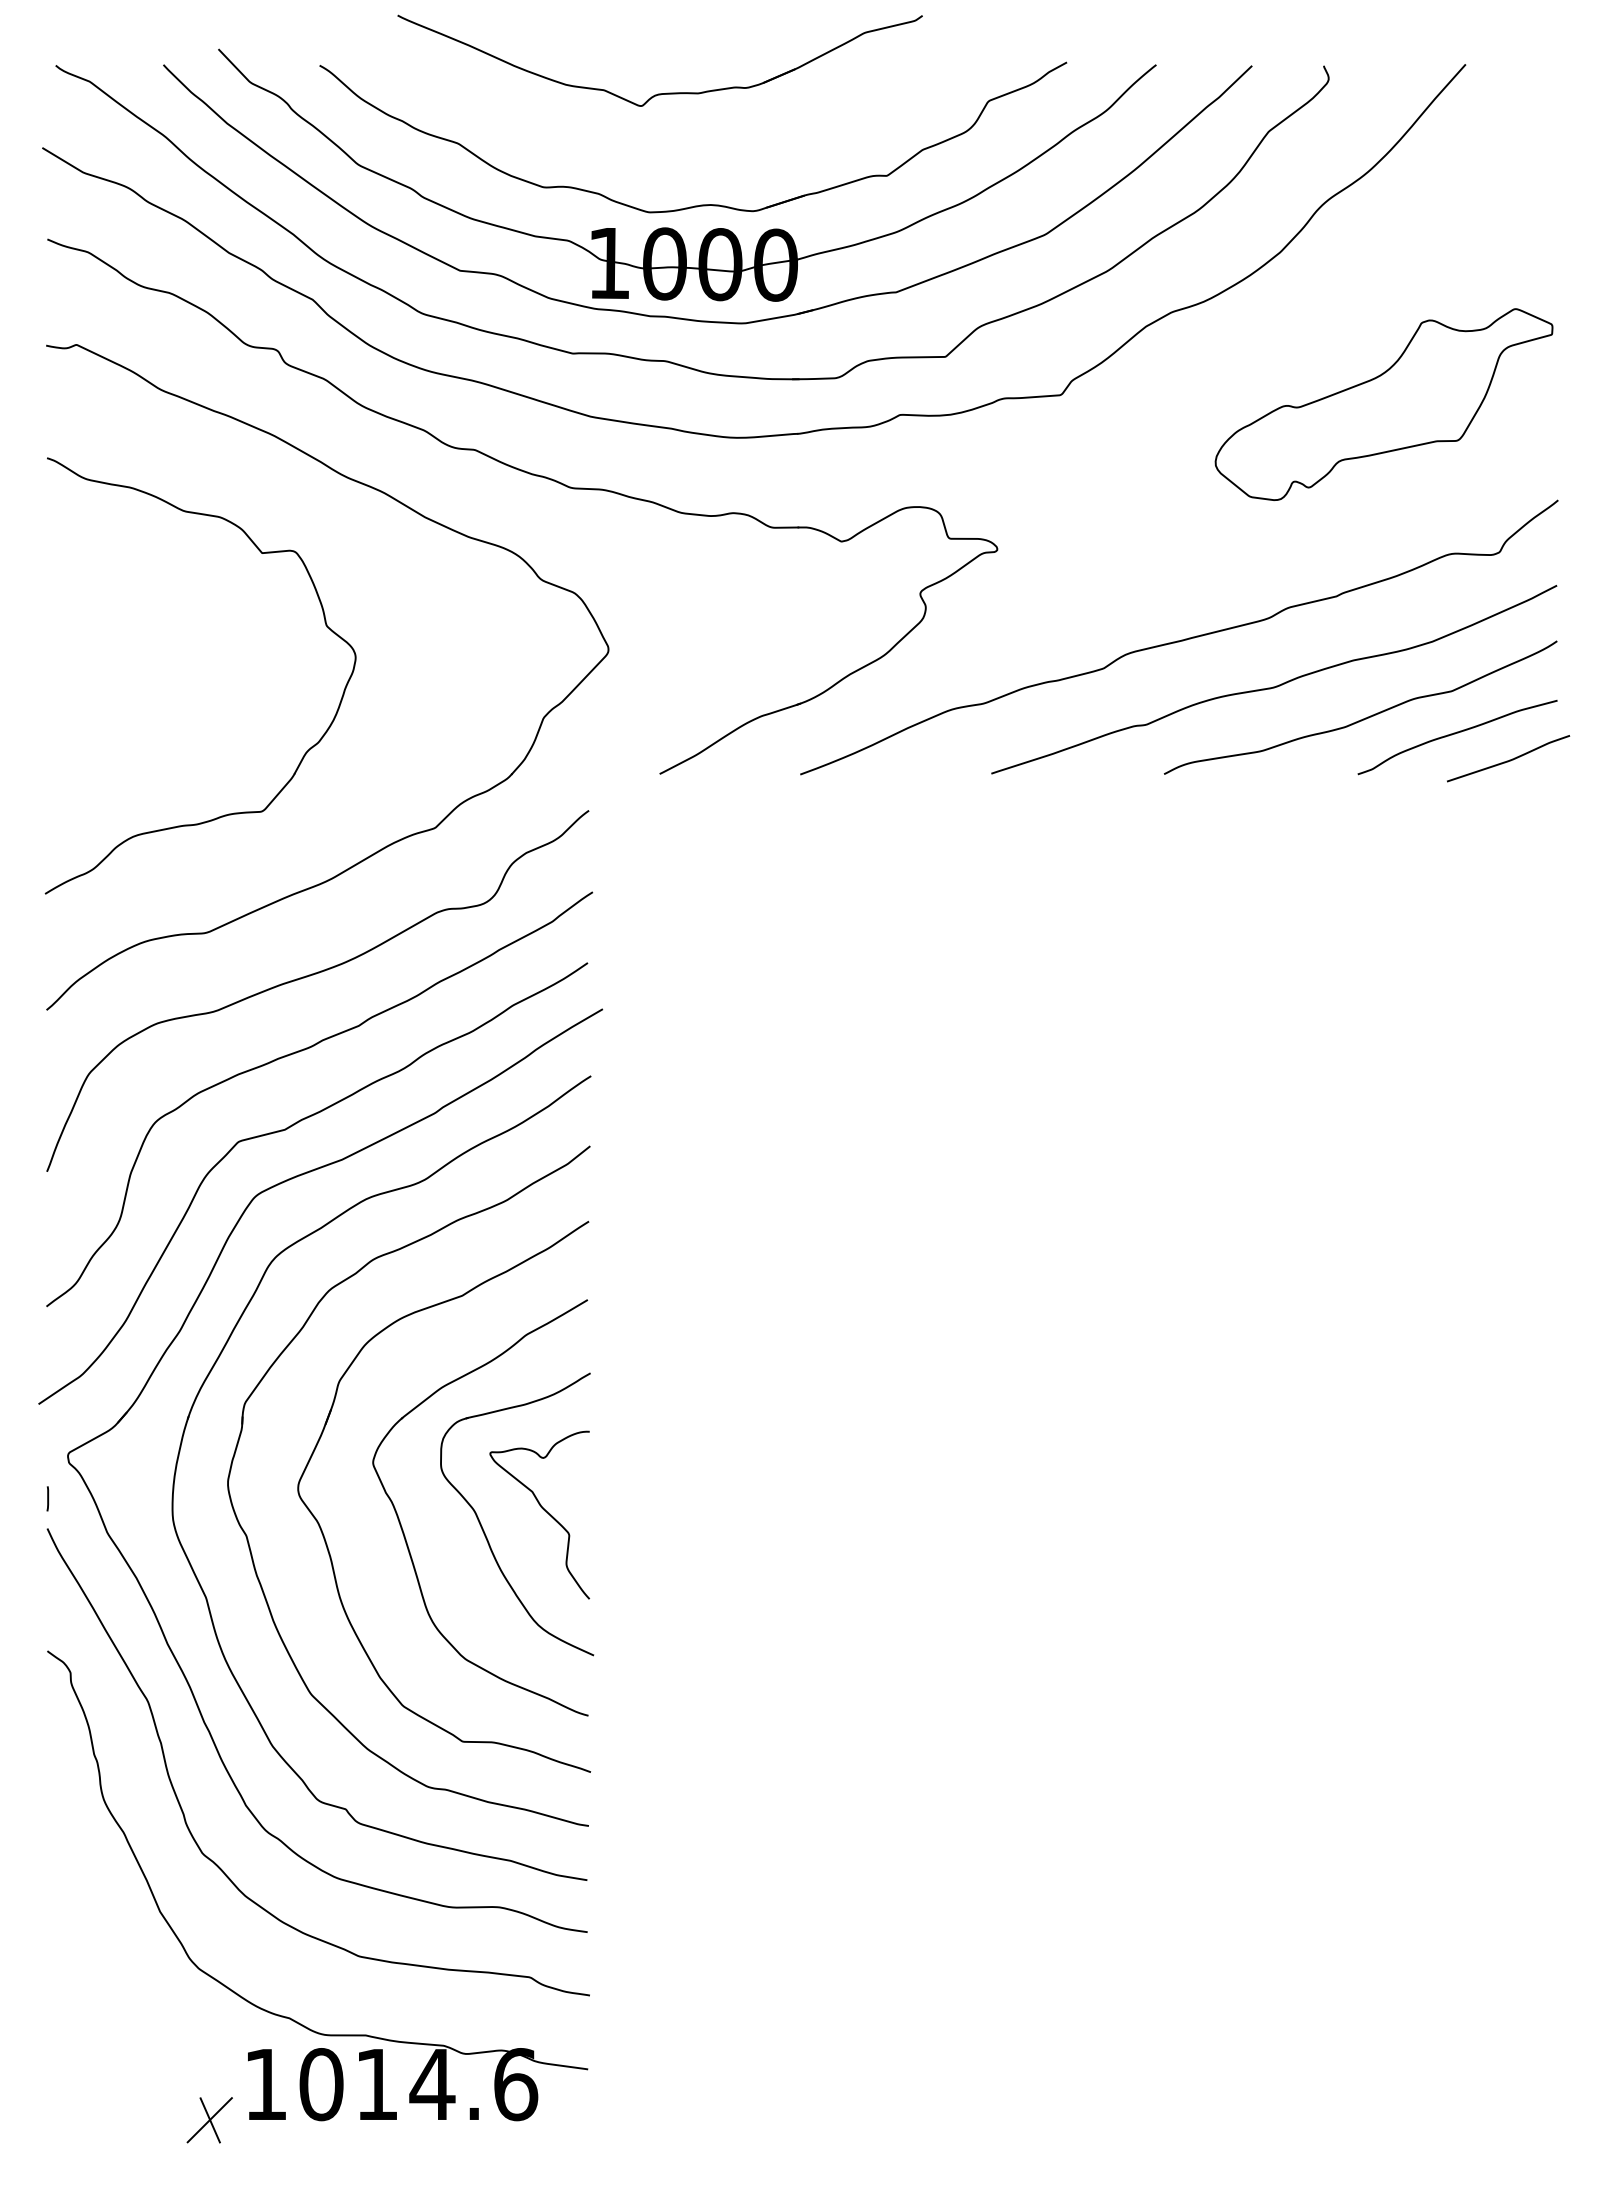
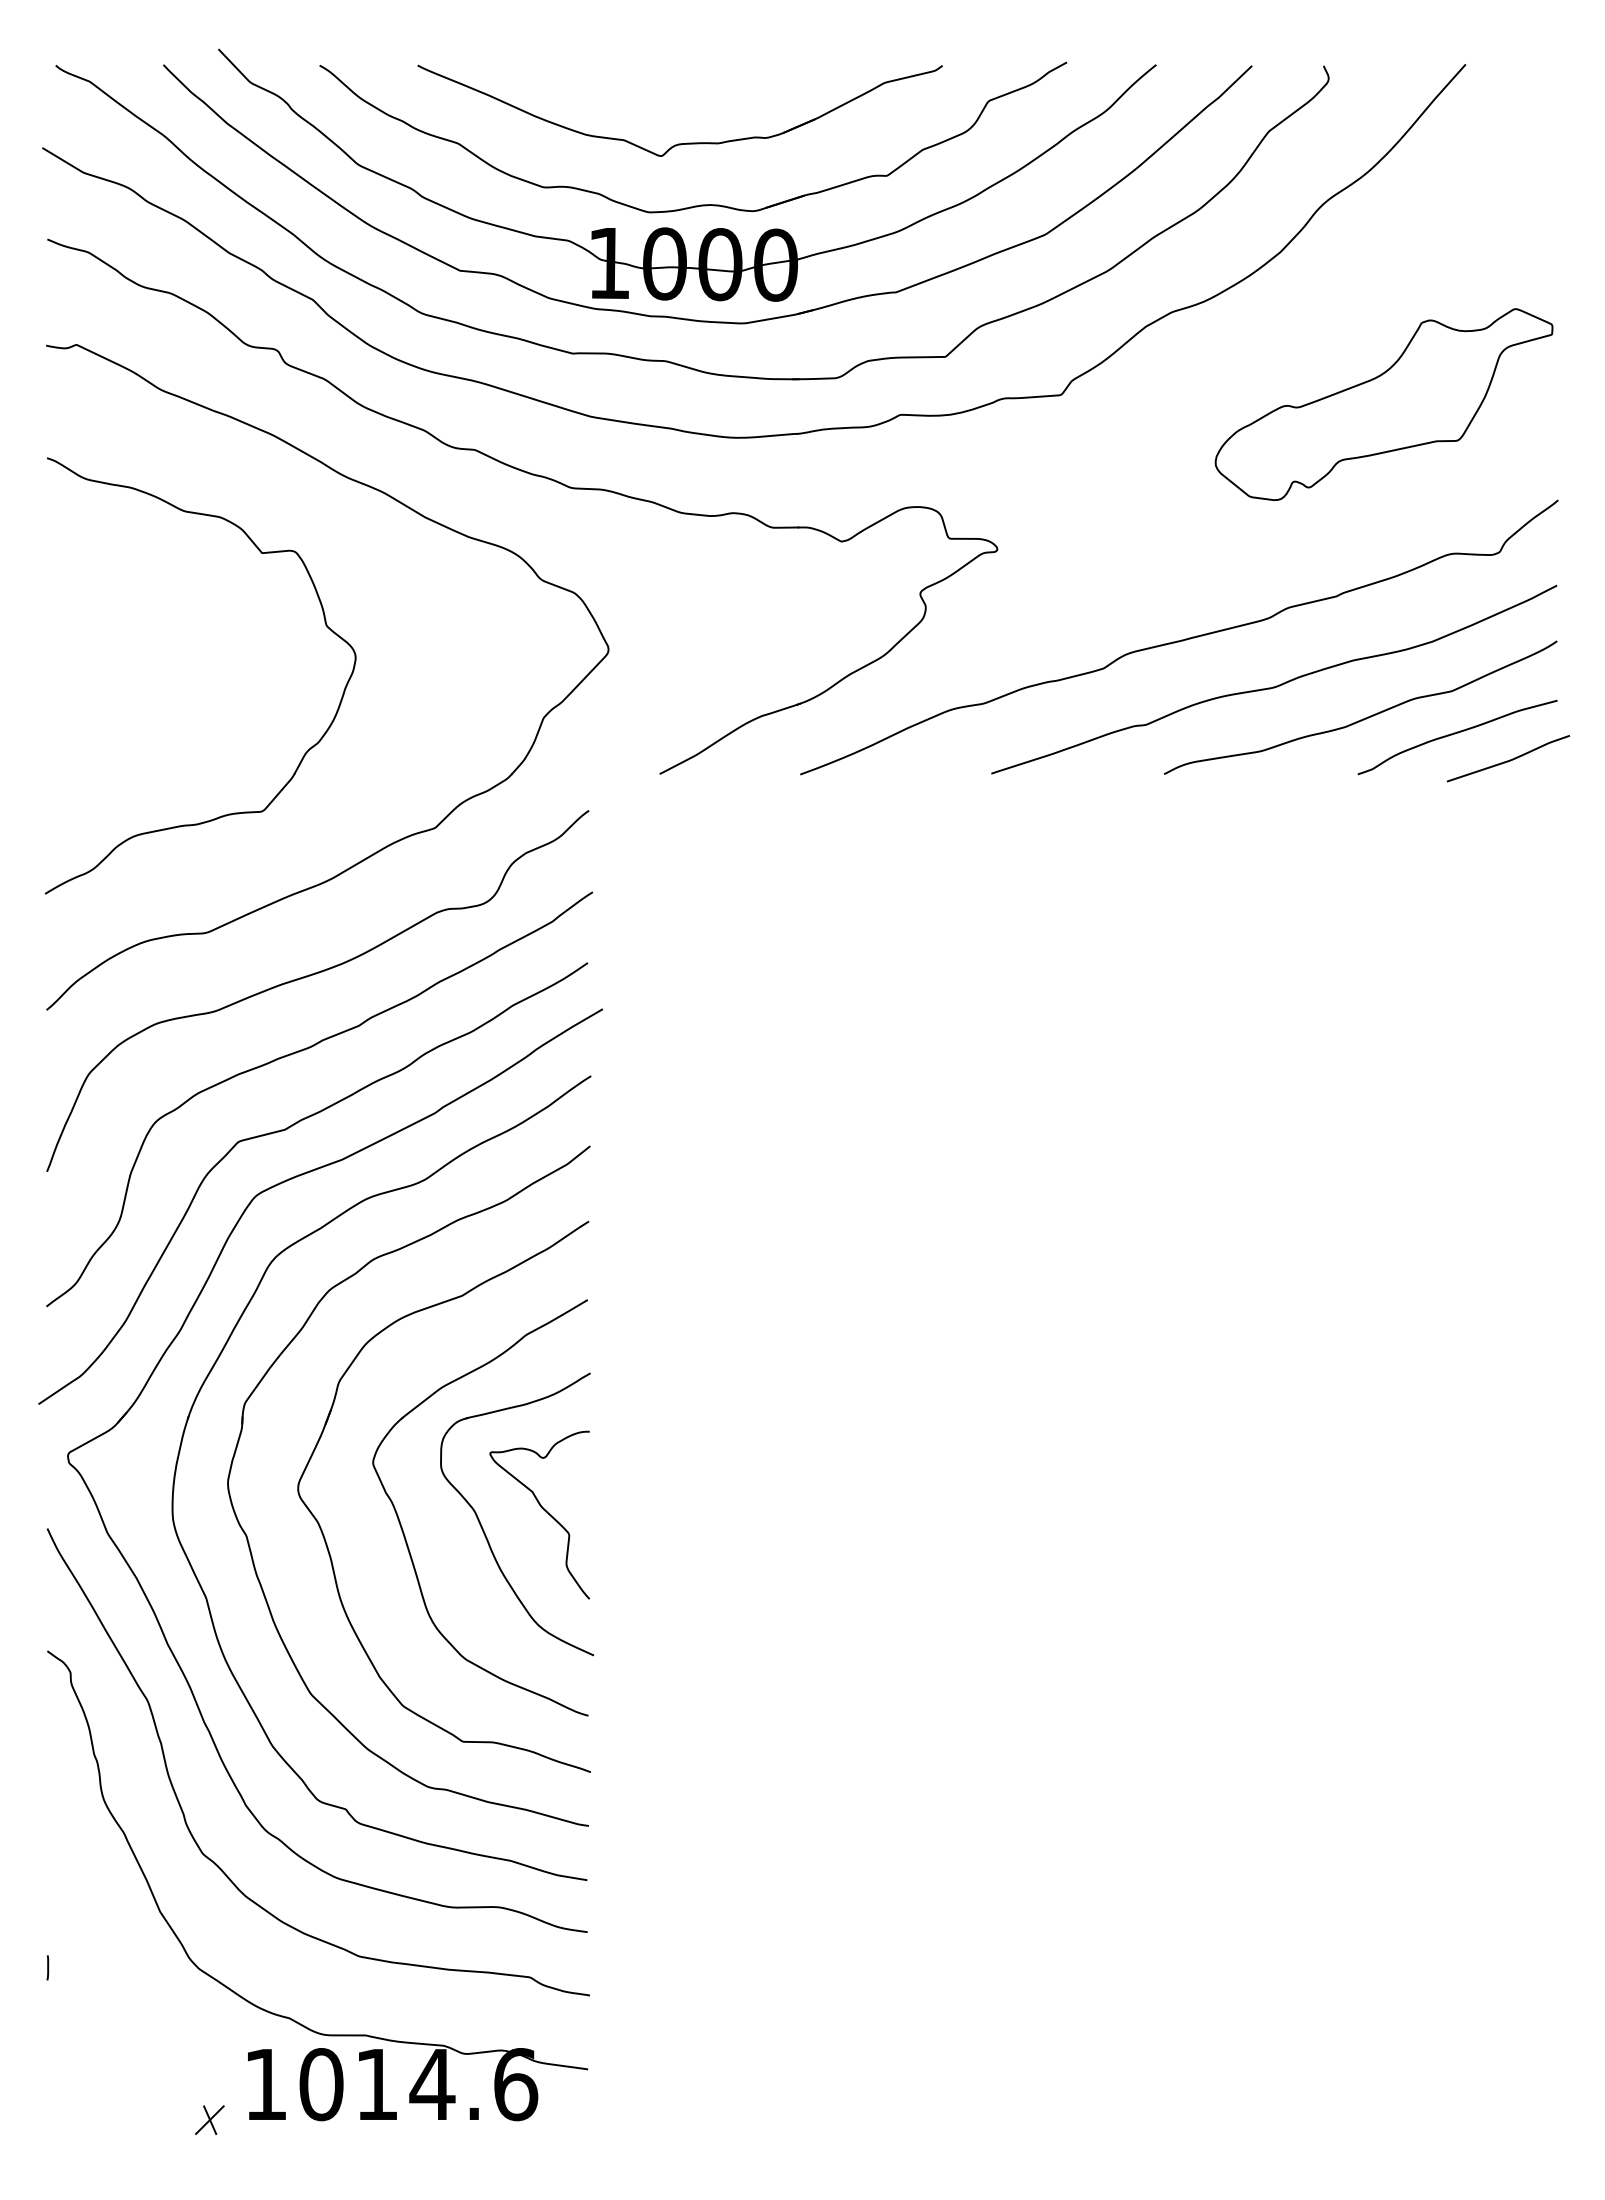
part position: (666, 92) -> (686, 142) (686, 142)
line position: (47, 1498) -> (47, 1967) (47, 1967)
part size: 47x47 px -> 30x30 px (209, 2119)
